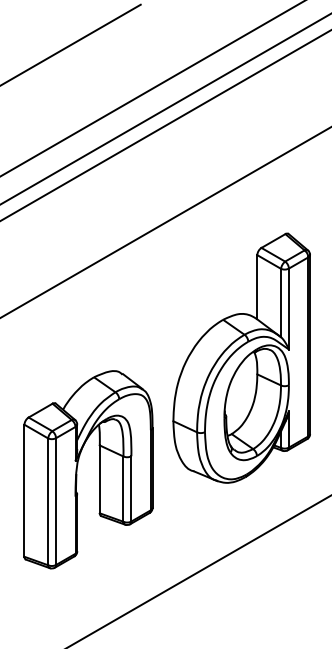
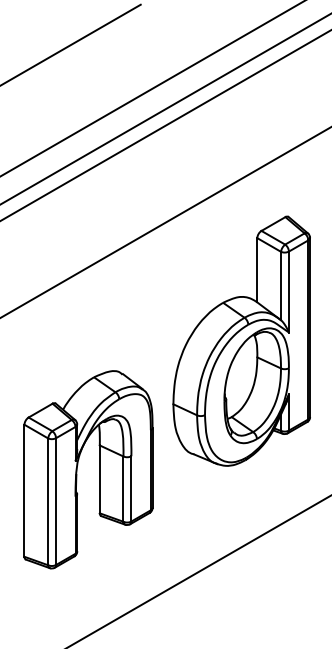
part position: (241, 357) -> (241, 340) (241, 340)
